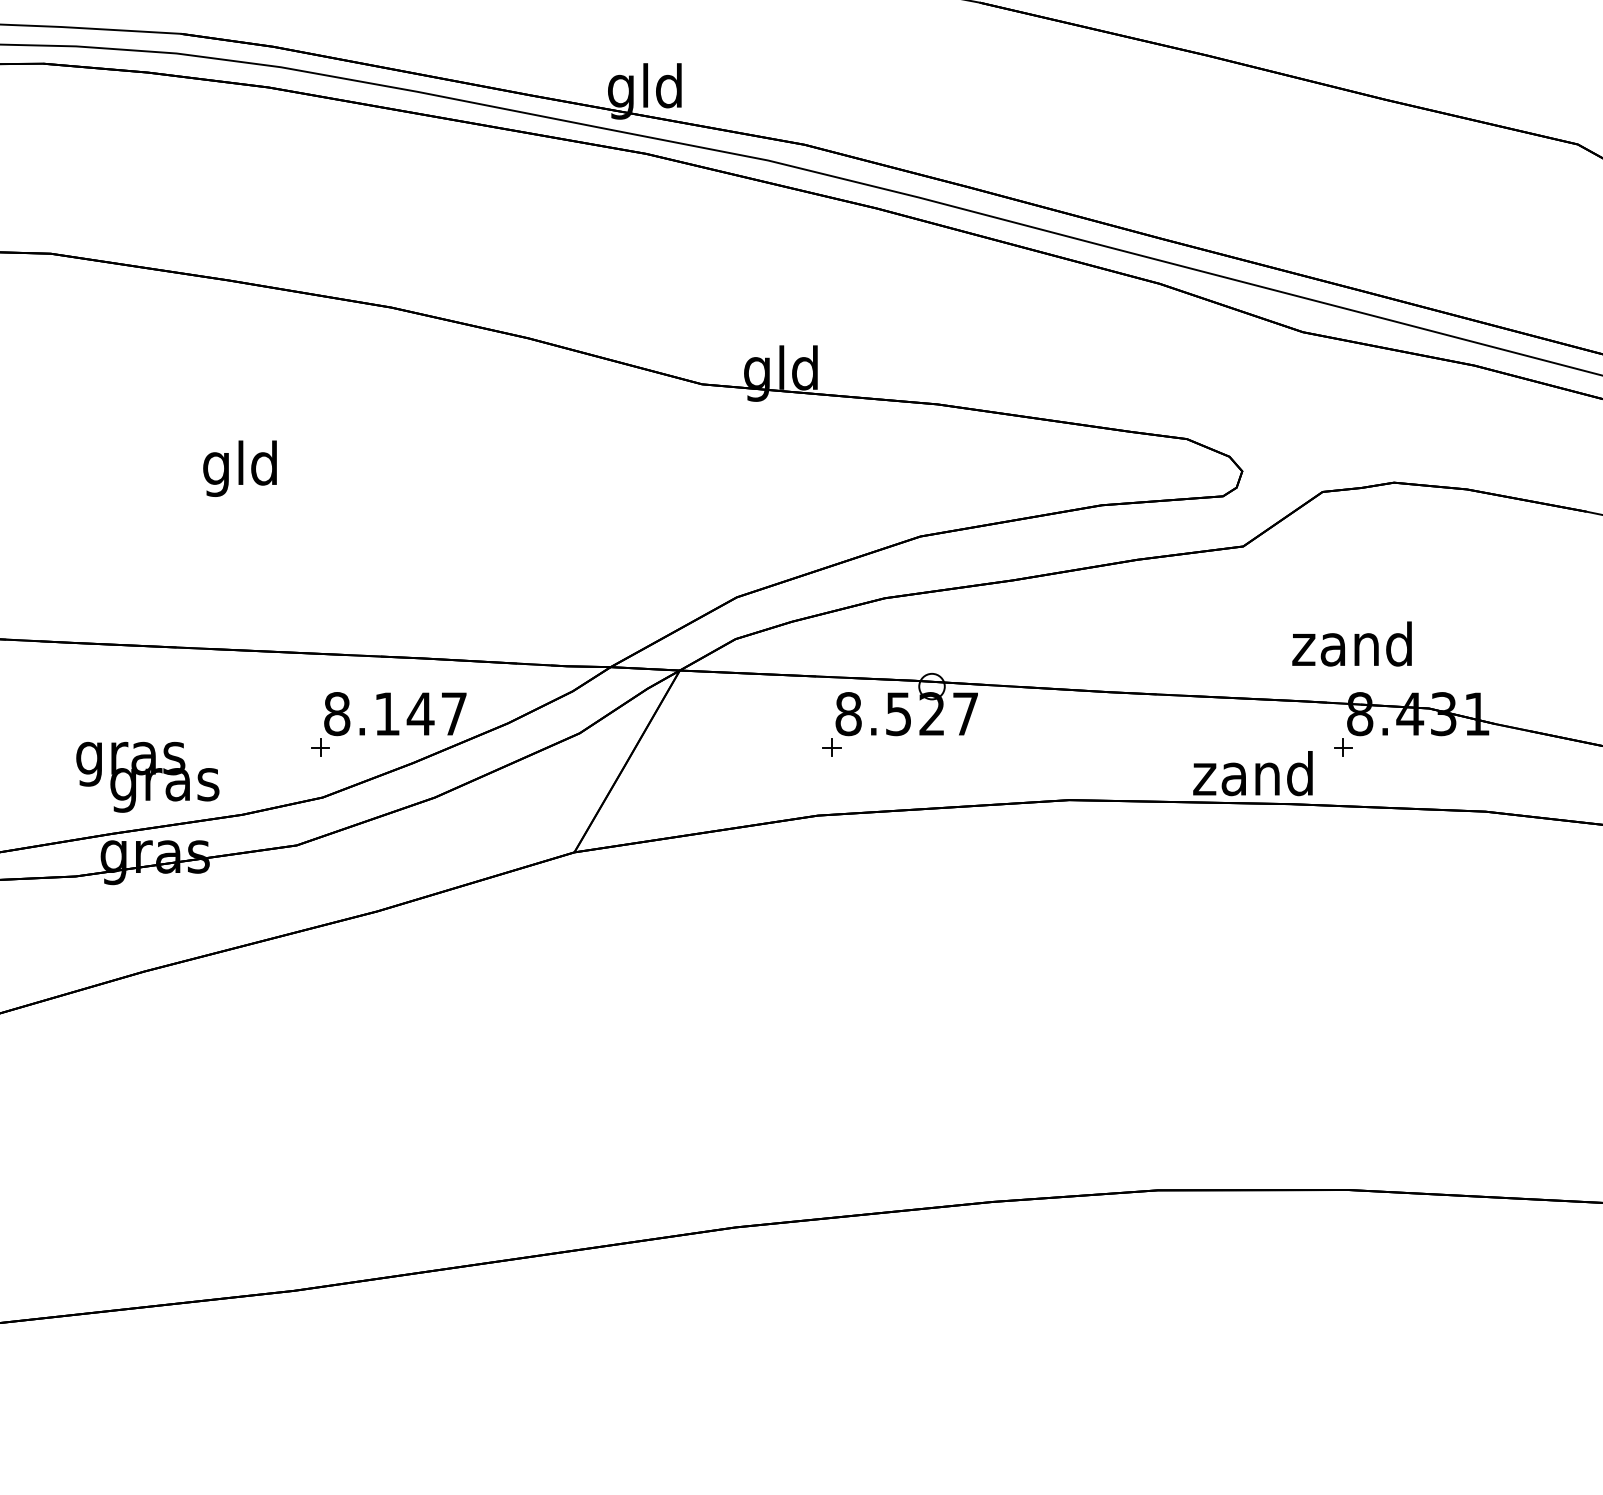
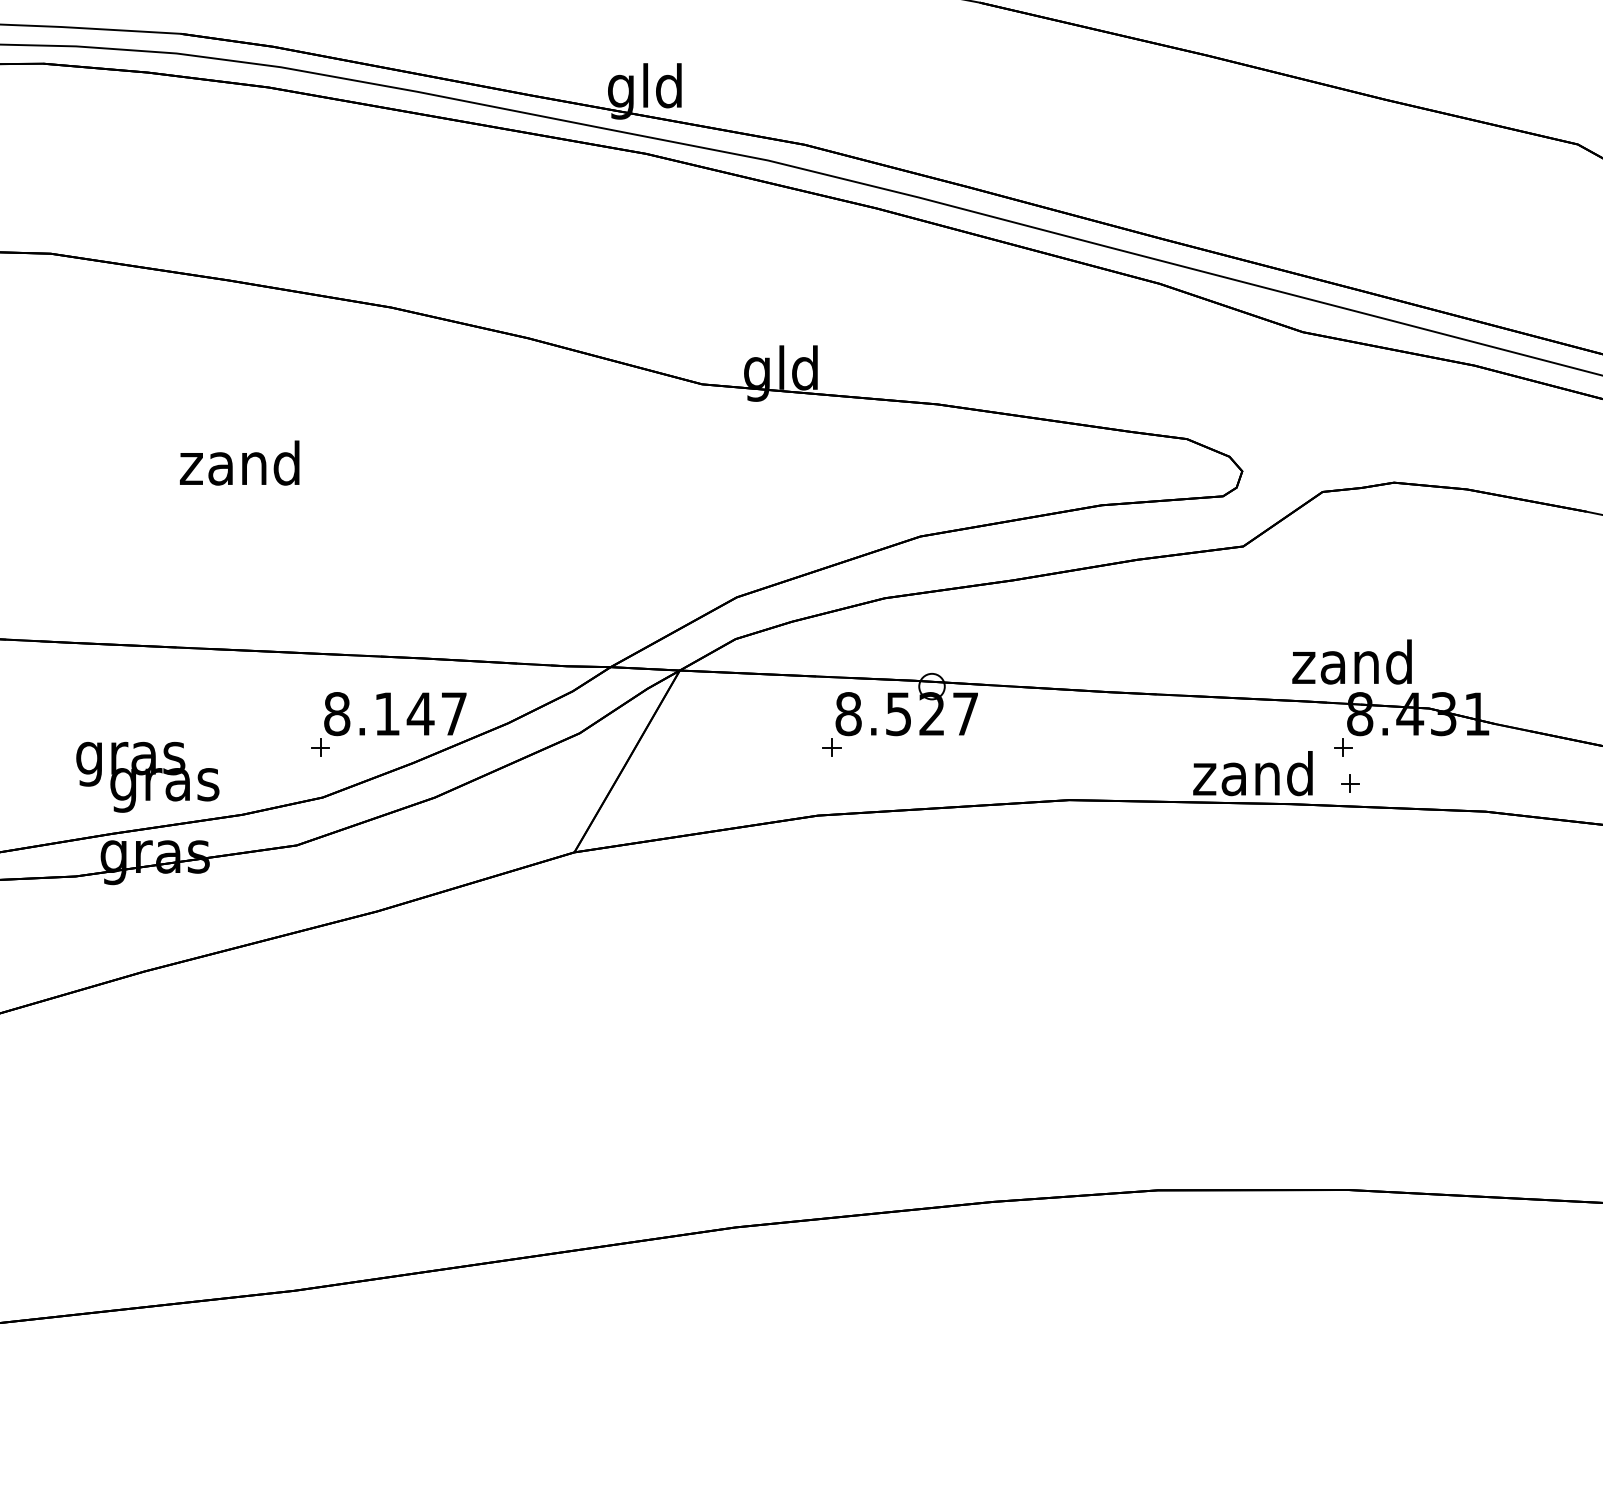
text: gld -> zand (239, 468)
text position: (1351, 643) -> (1351, 661) (1351, 661)
part: none -> present (1350, 783)
